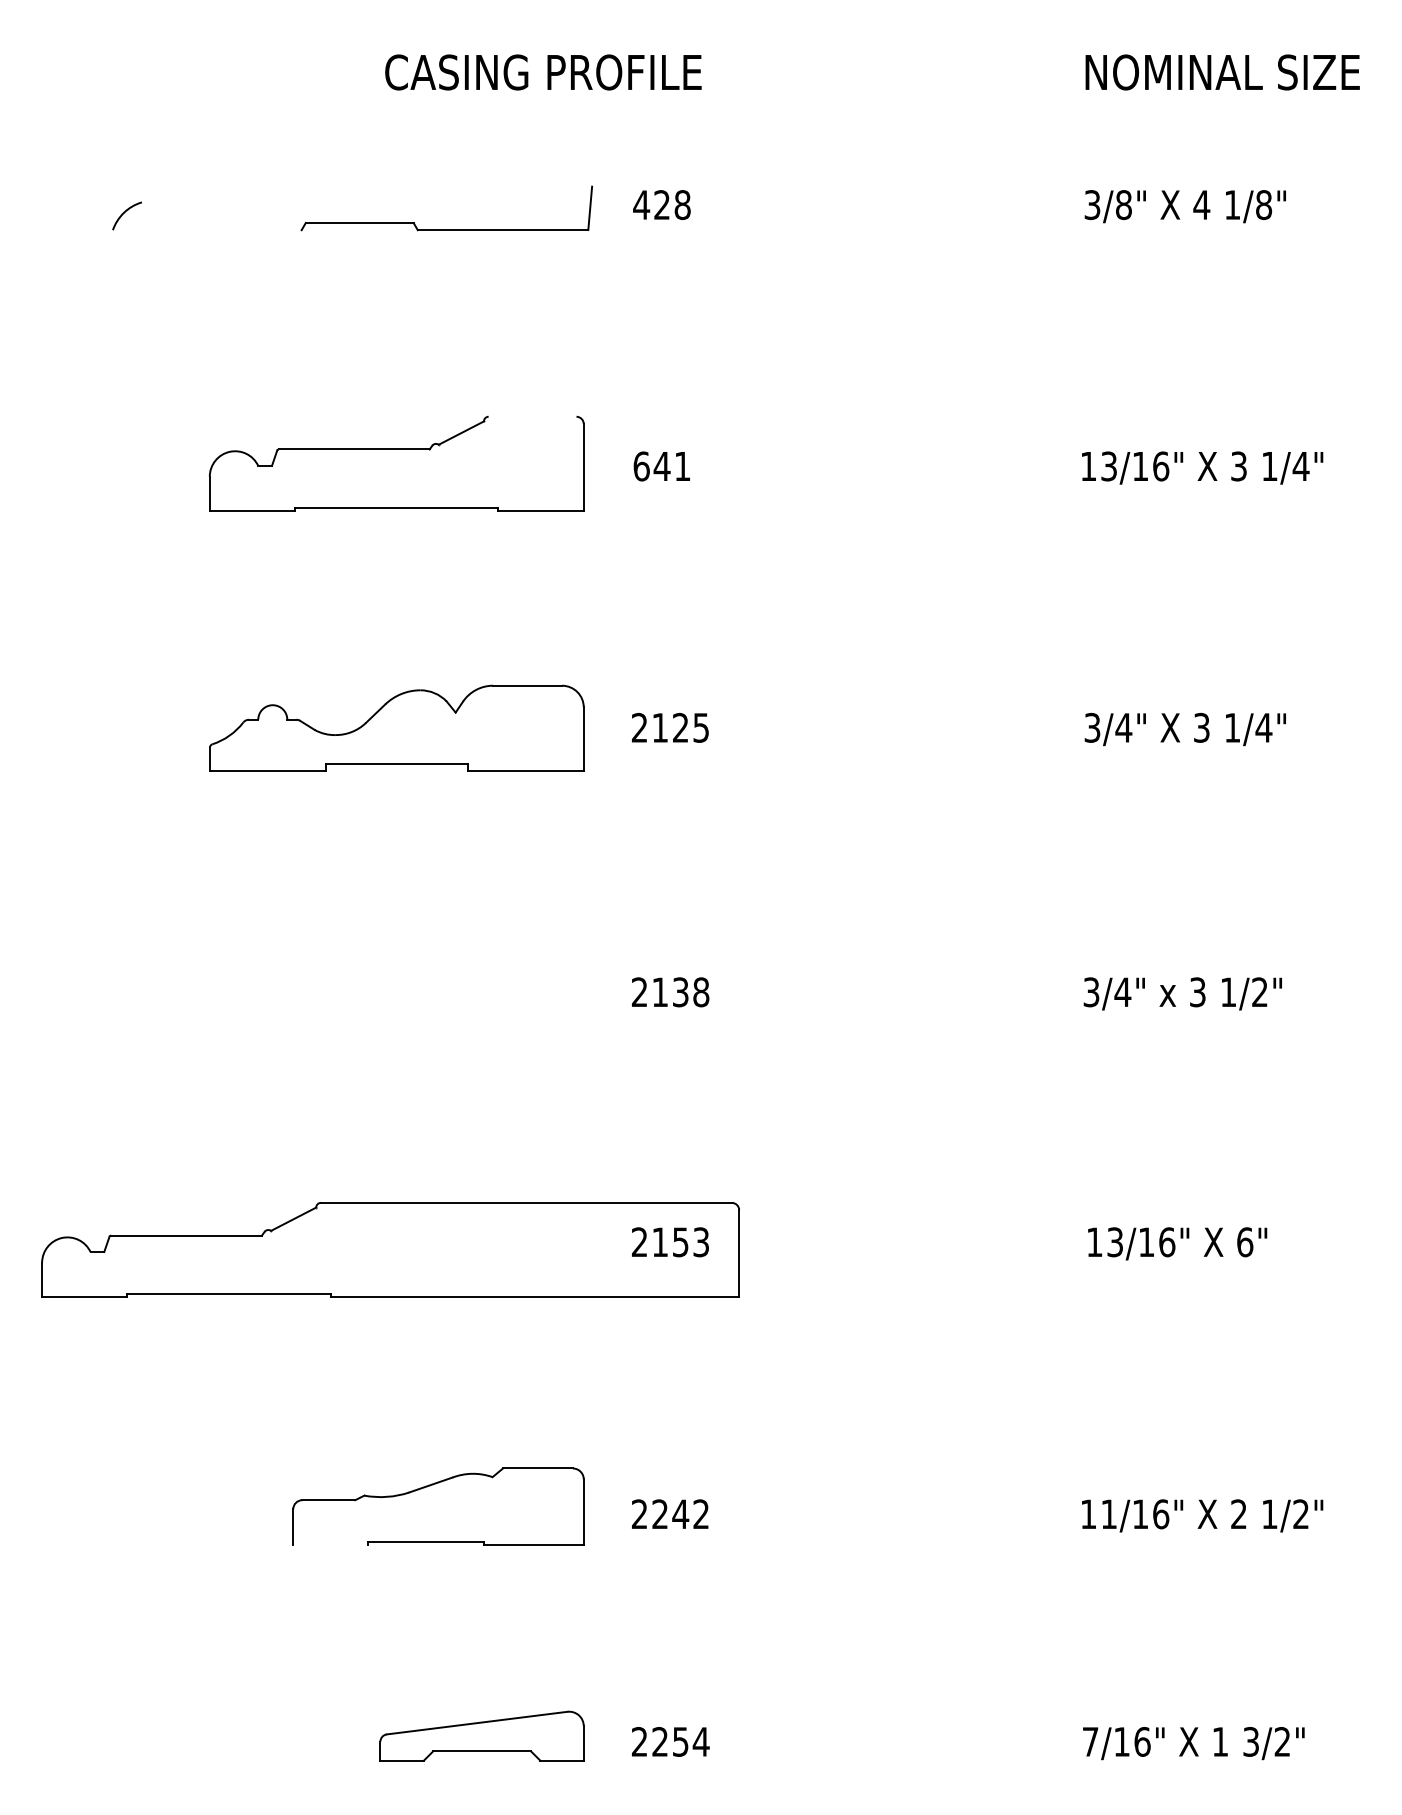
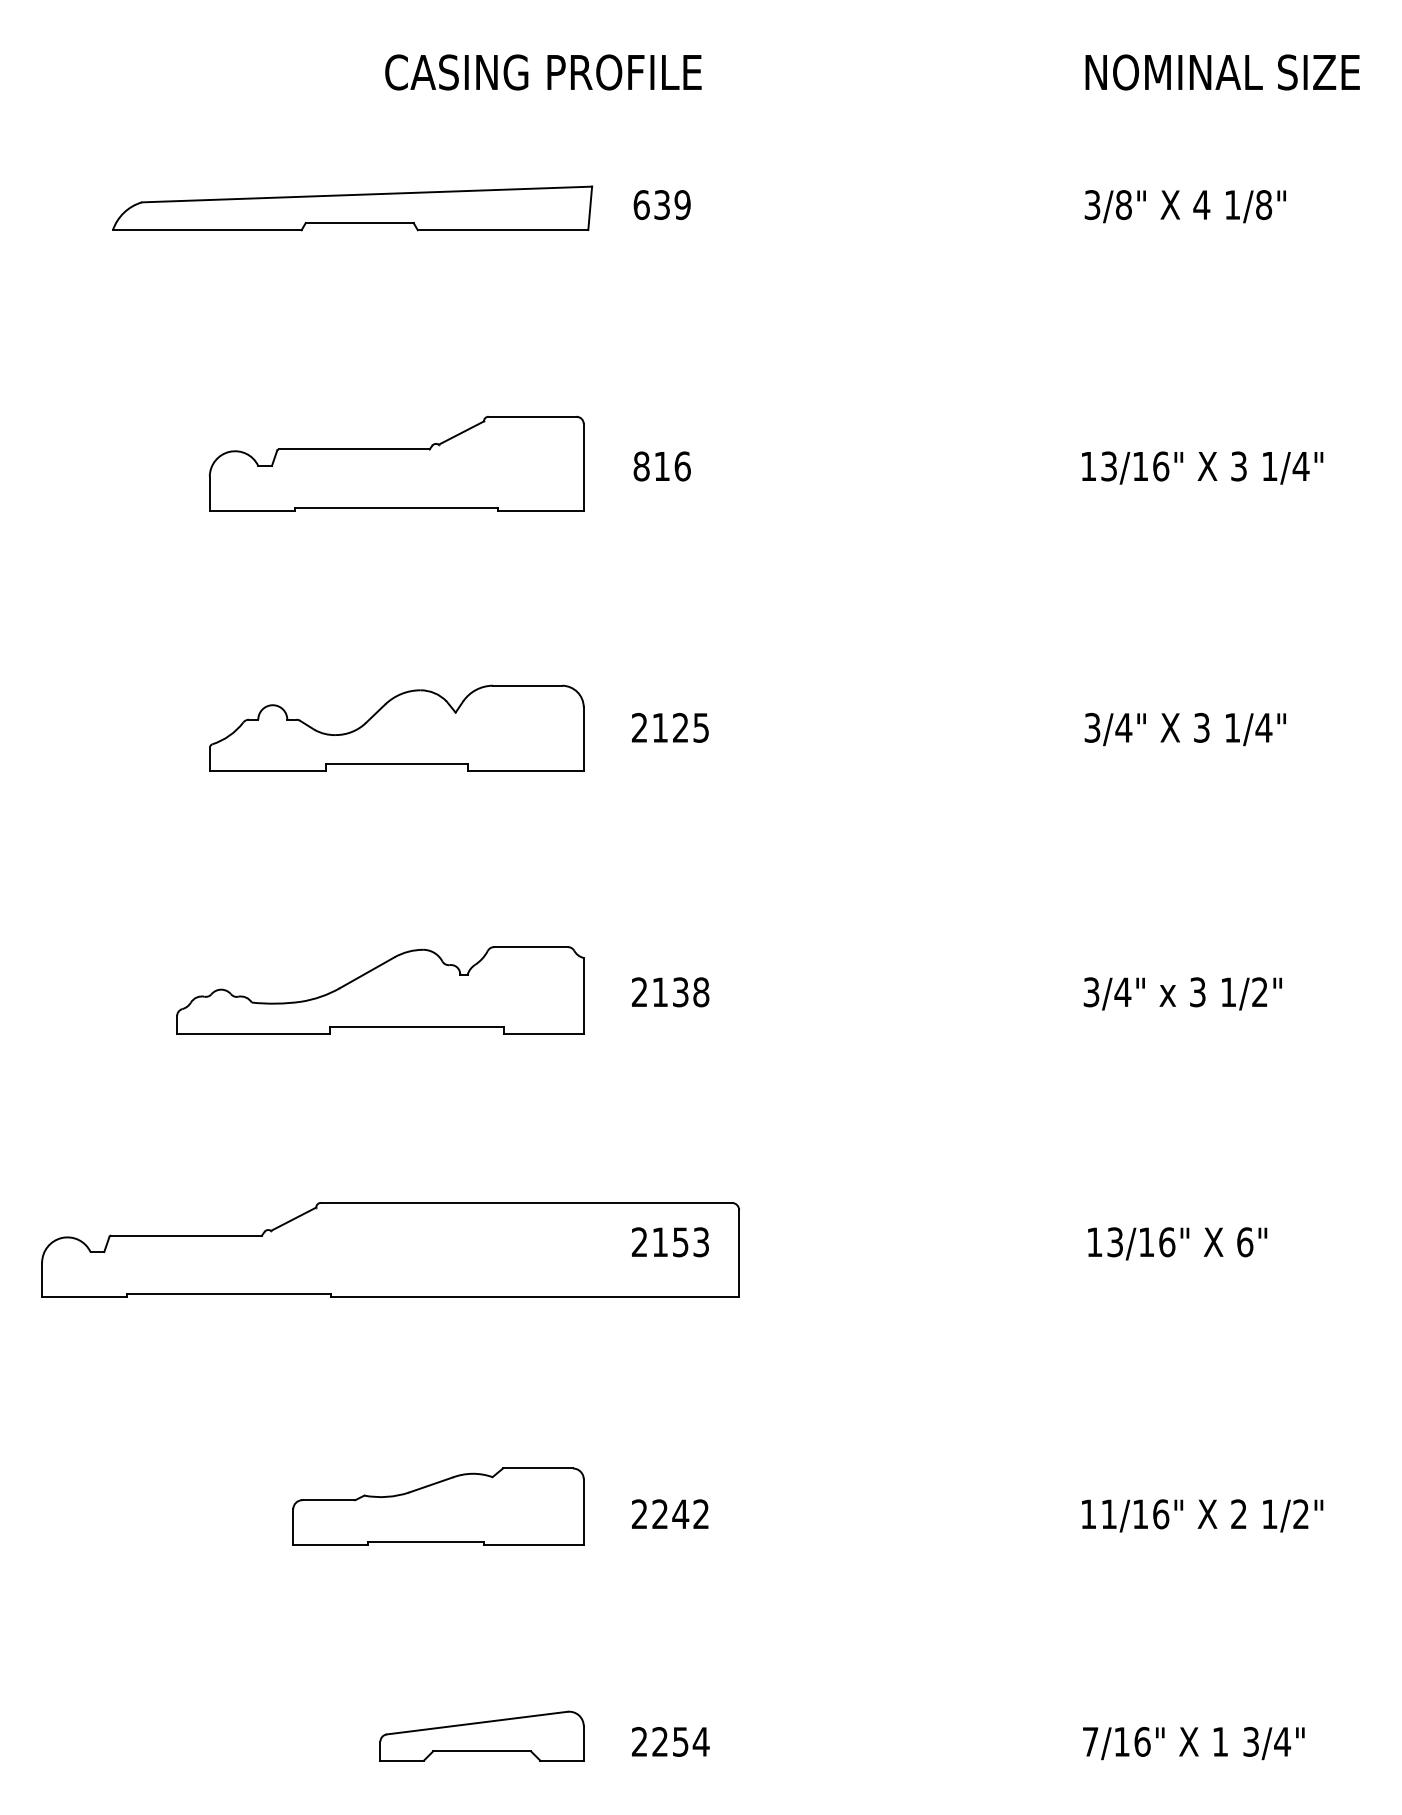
line: none -> present (366, 194)
text: 428 -> 639 (661, 205)
line: none -> present (206, 230)
line: none -> present (532, 416)
text: 641 -> 816 (661, 466)
part: none -> present (380, 990)
line: none -> present (330, 1545)
text: 3/2" -> 3/4" (1282, 1741)
